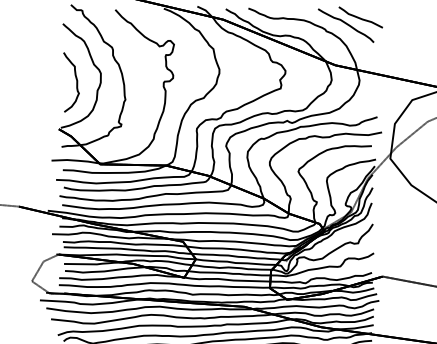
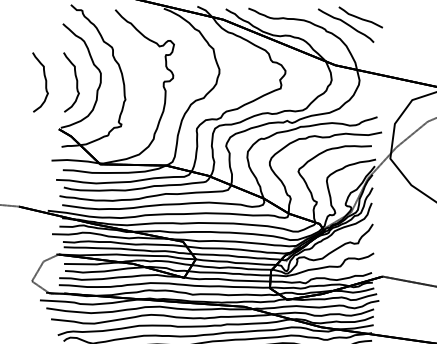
part: none -> present (40, 82)
